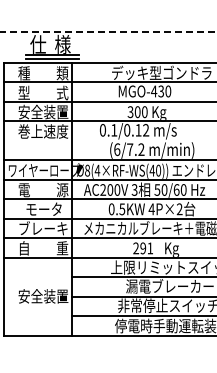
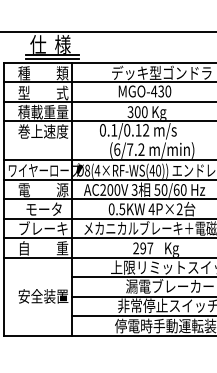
line: dashed -> solid (108, 32)
text: 安全装置 -> 積載重量 (43, 111)
text: 291 -> 297 (150, 248)
